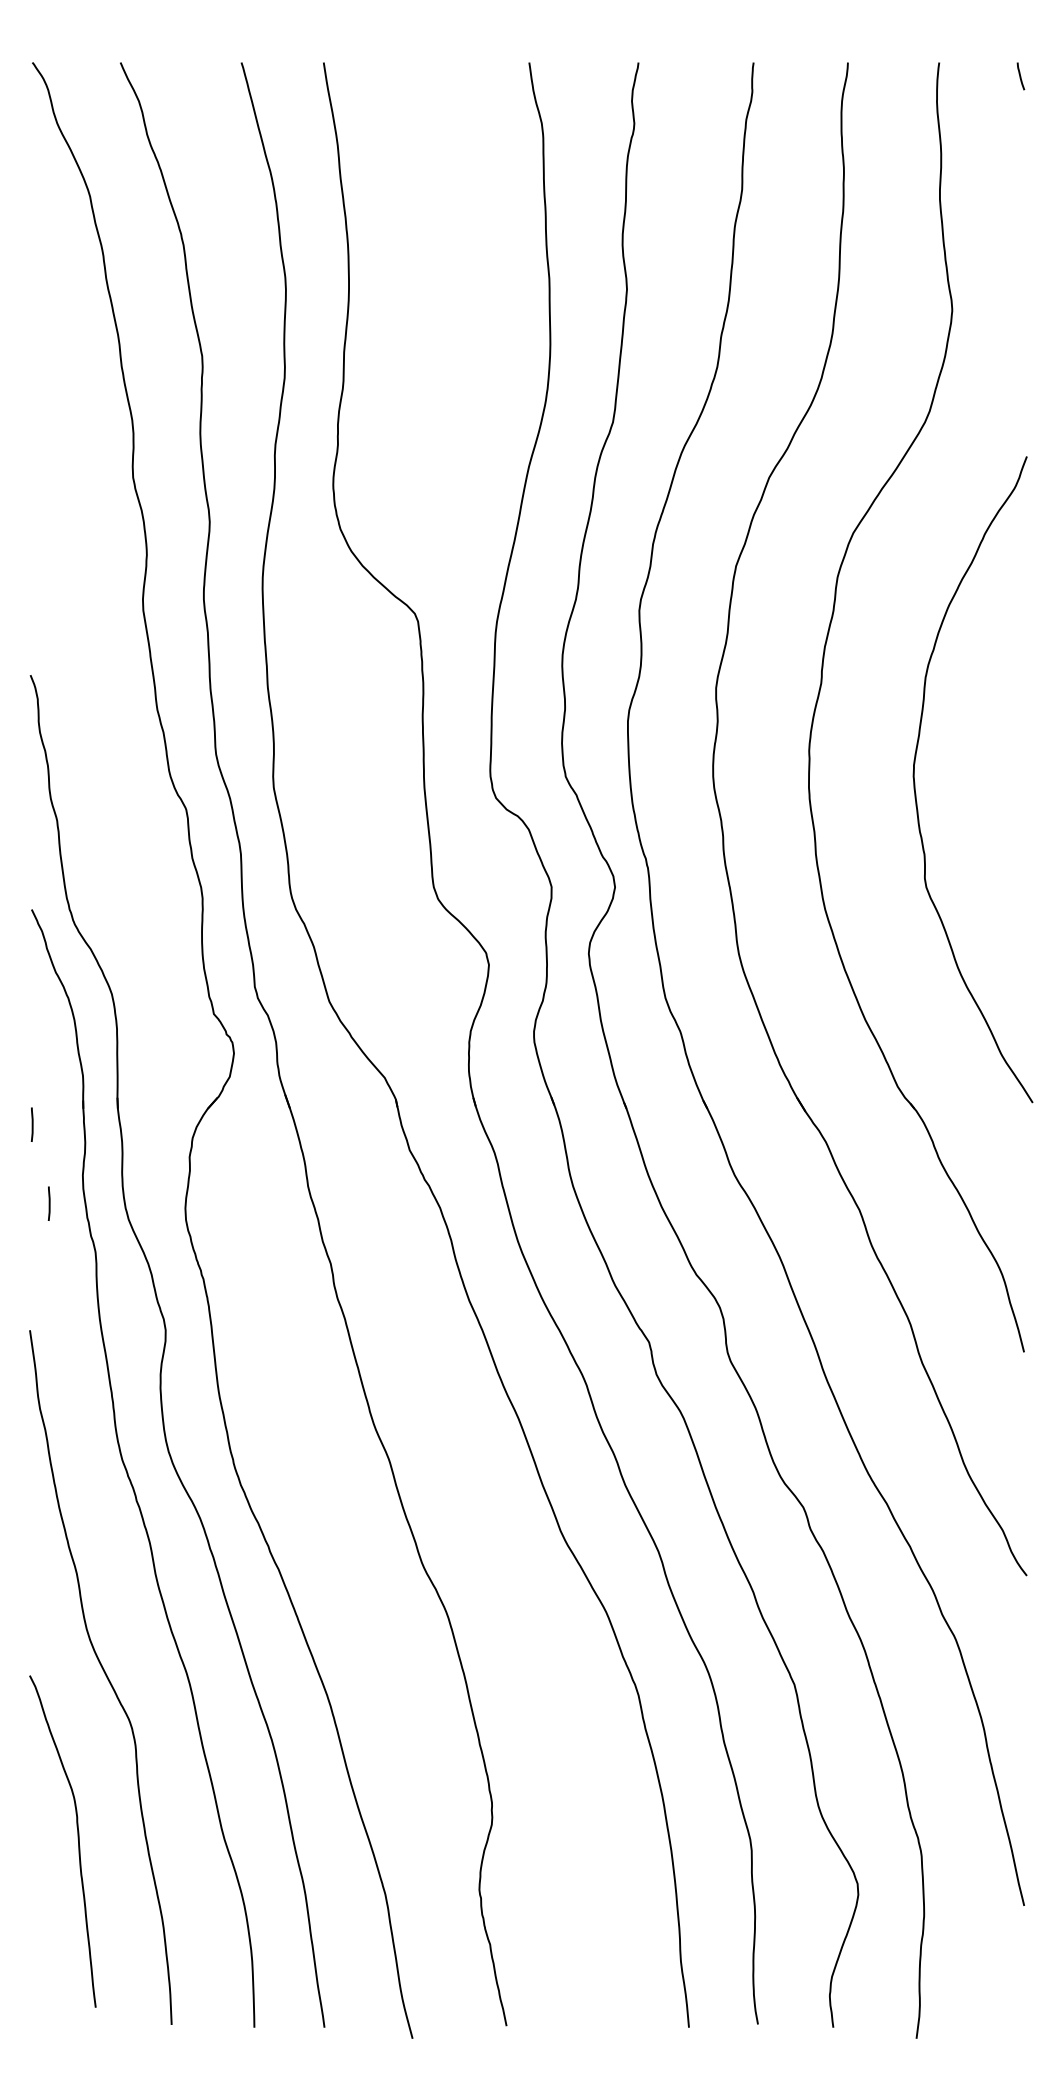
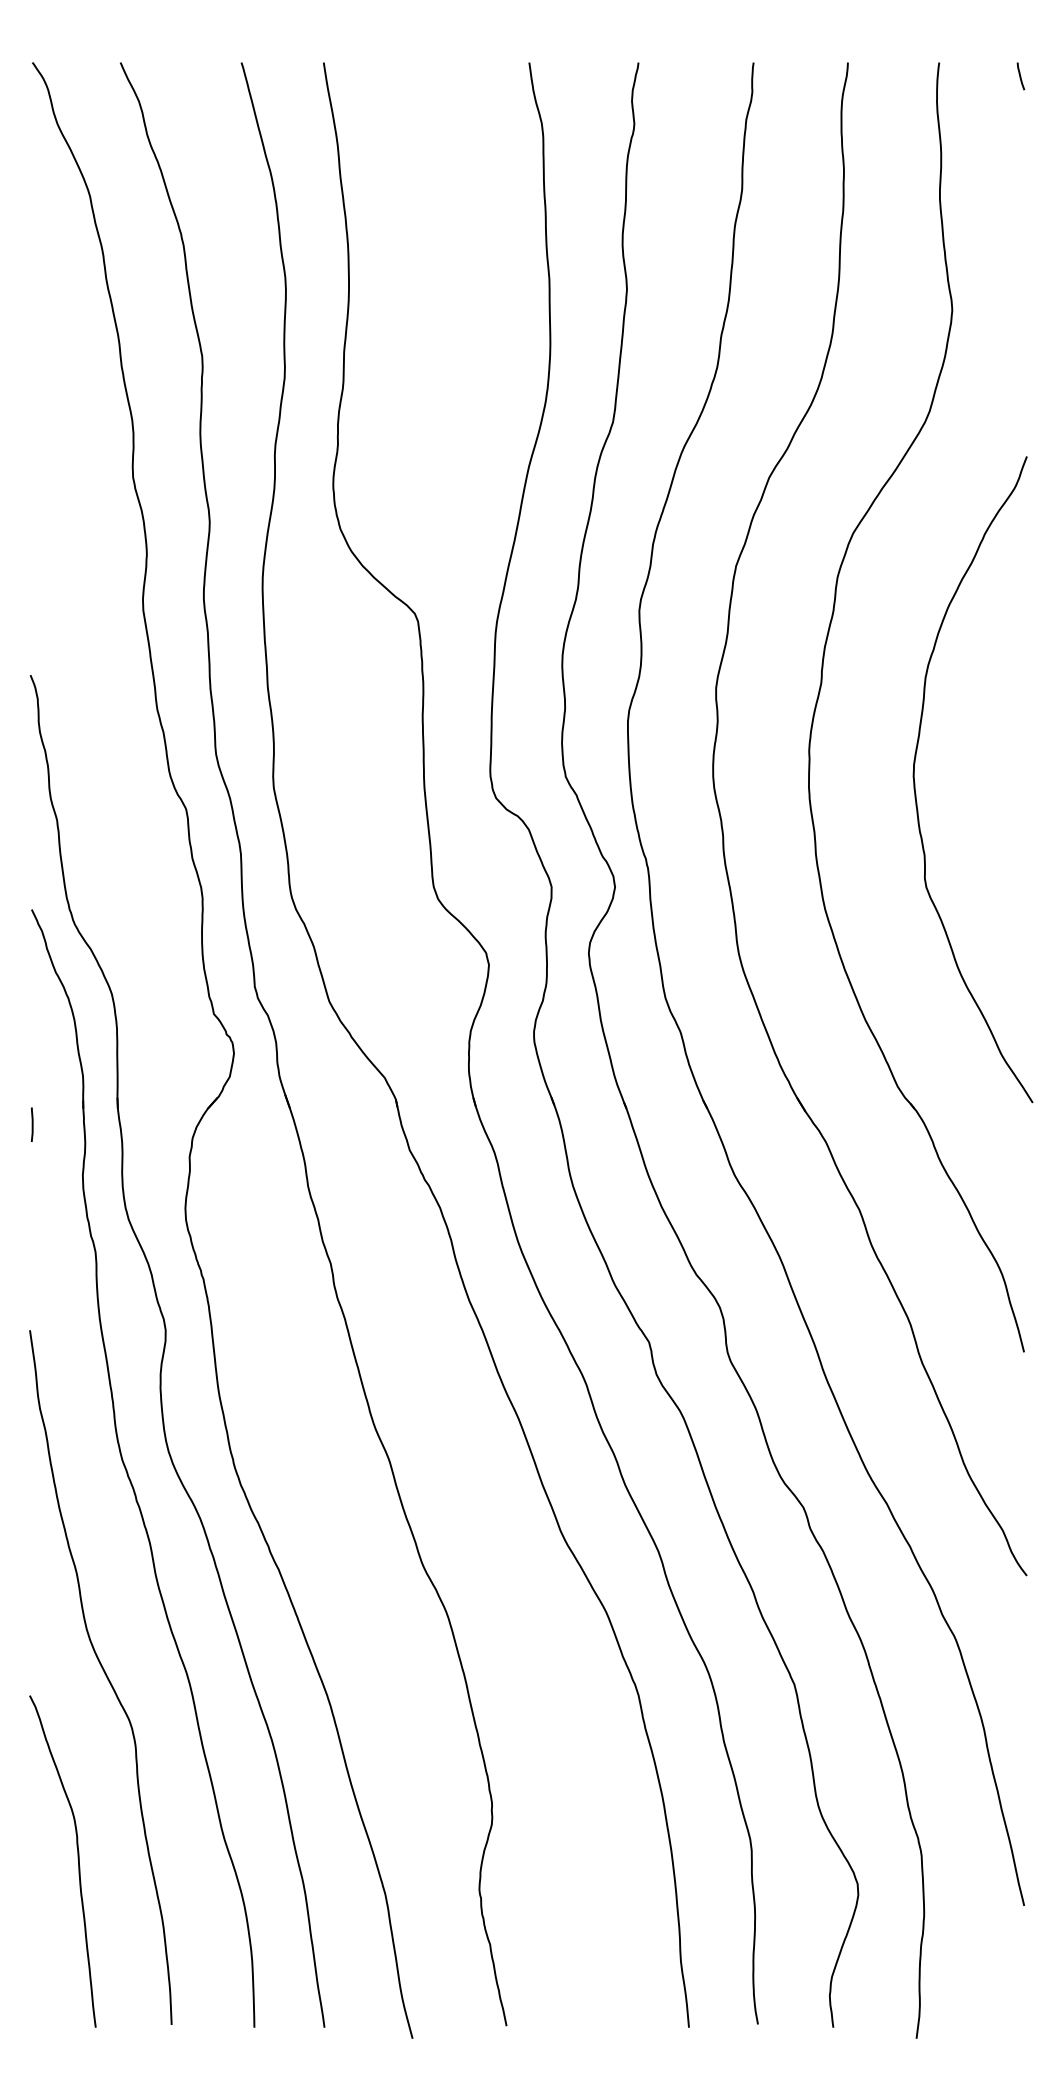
line: present -> none (48, 1203)
curve position: (77, 1839) -> (77, 1859) (77, 1859)
